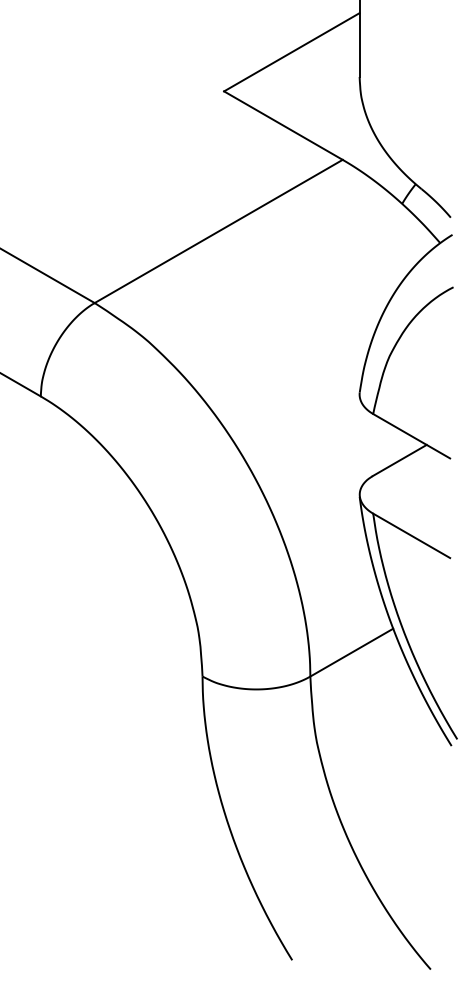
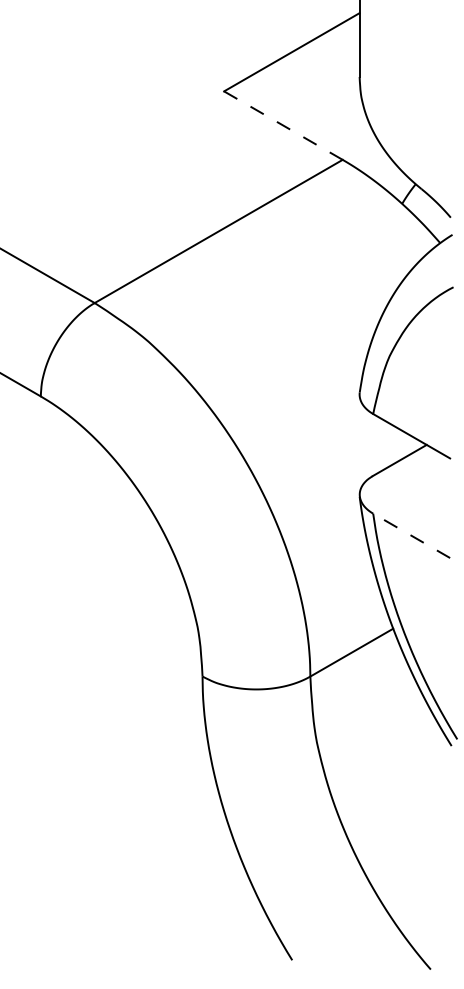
line: solid -> dashed (283, 125)
line: solid -> dashed (411, 535)
